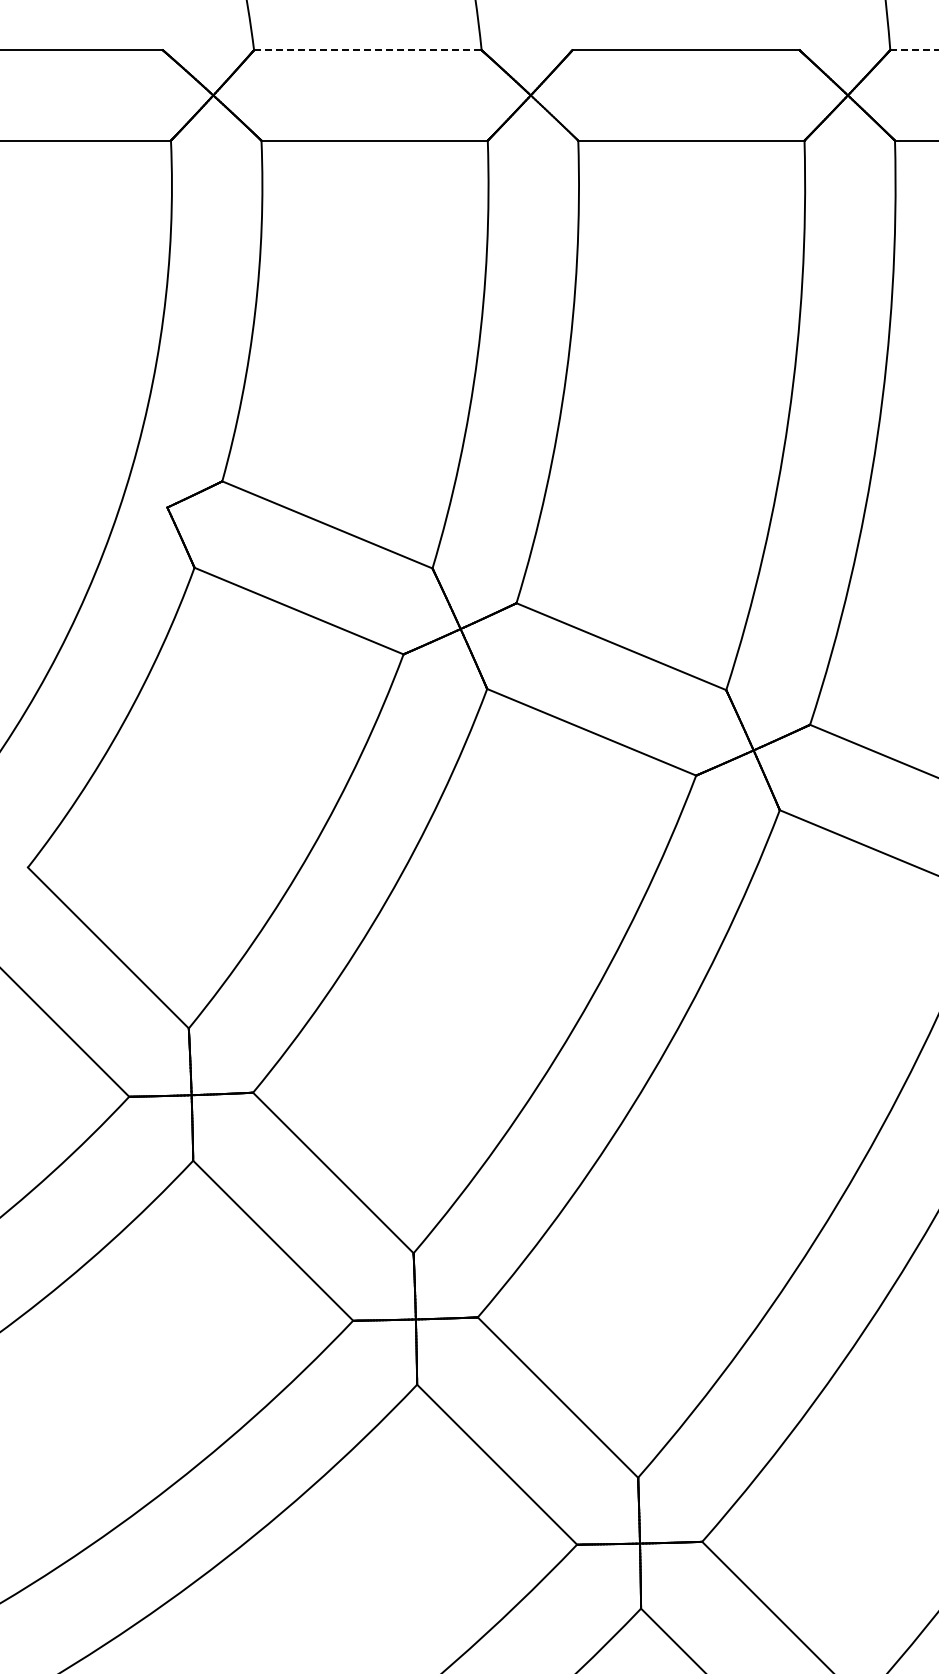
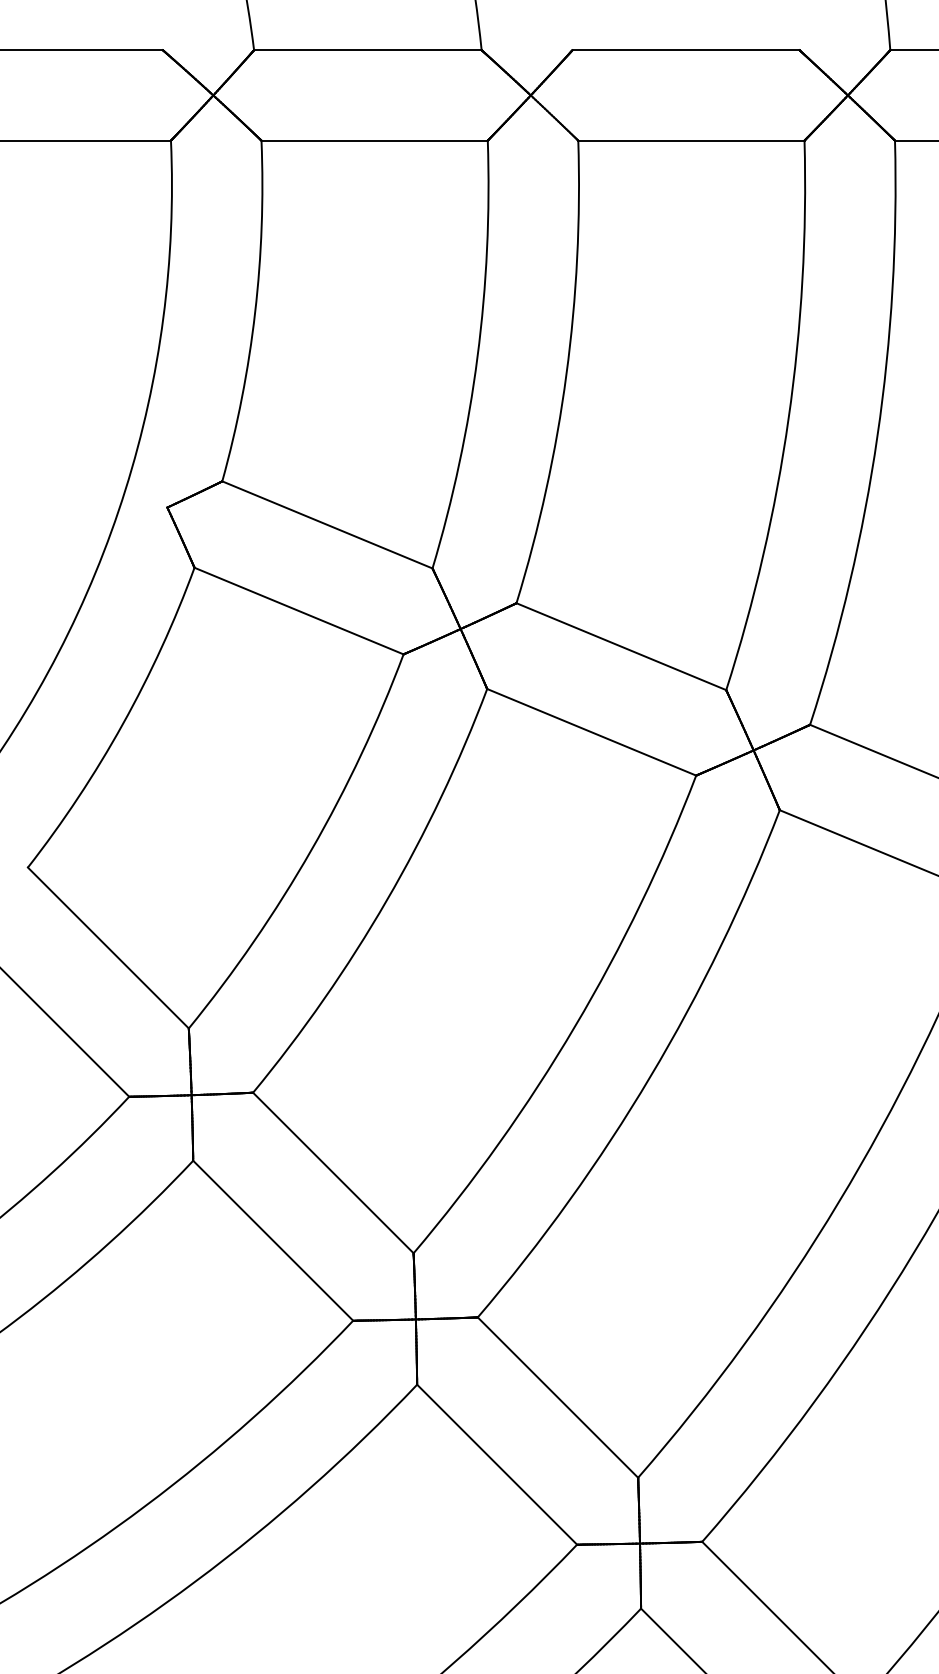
line: dashed -> solid (367, 50)
line: dashed -> solid (914, 50)
